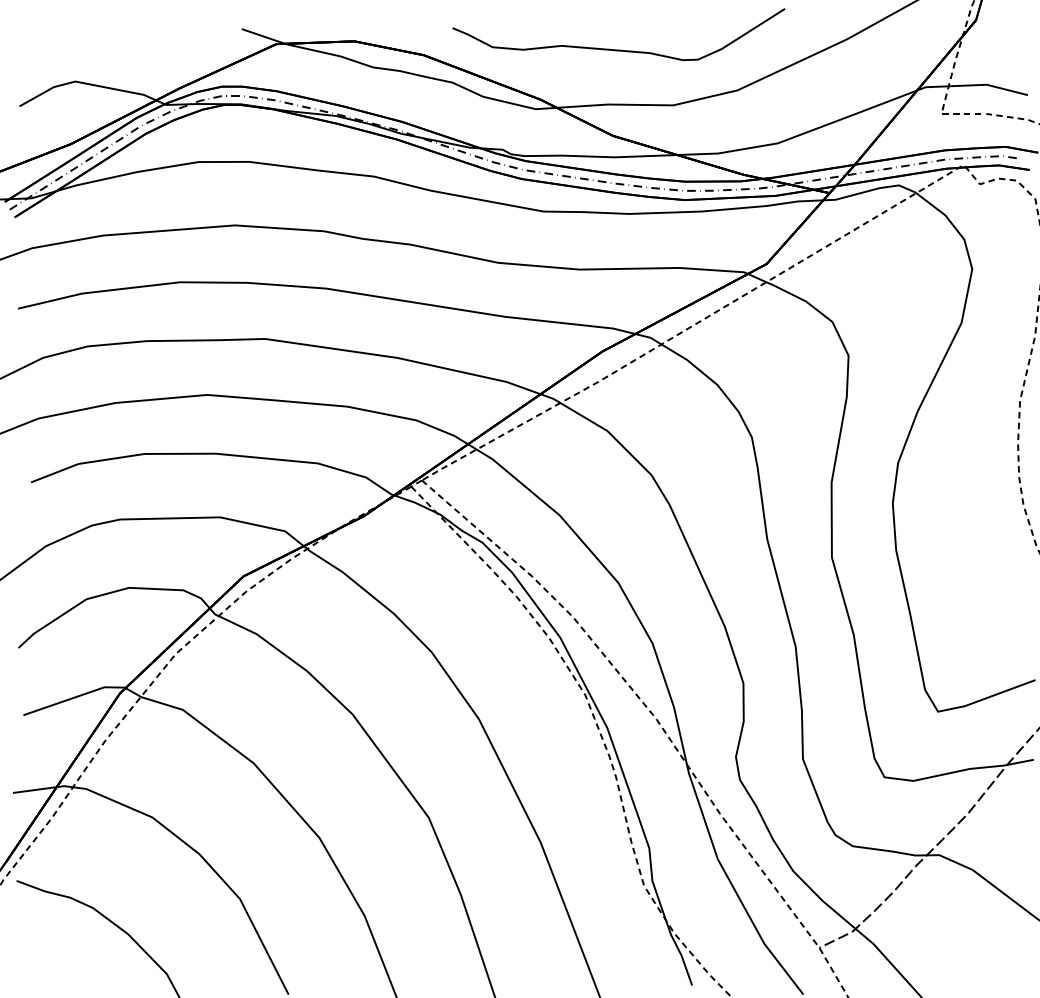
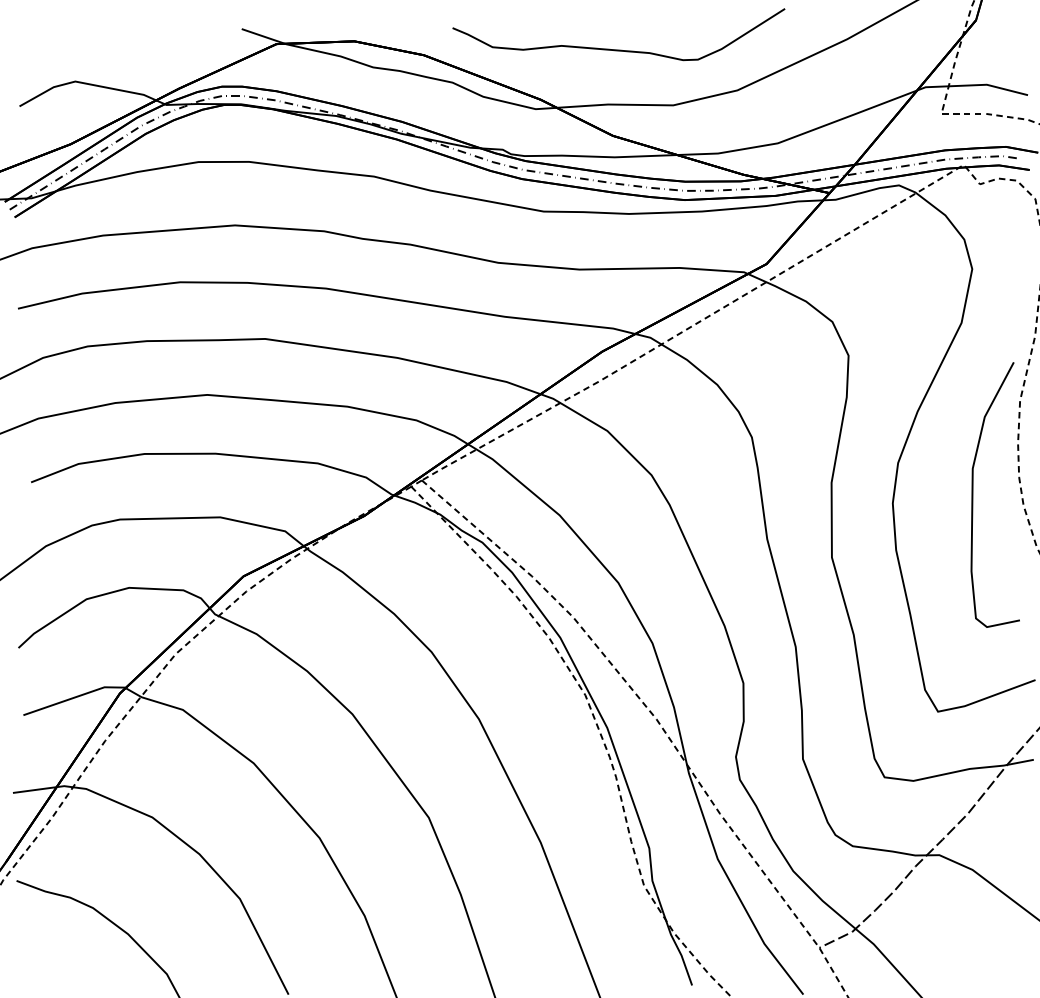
curve: none -> present (973, 494)
